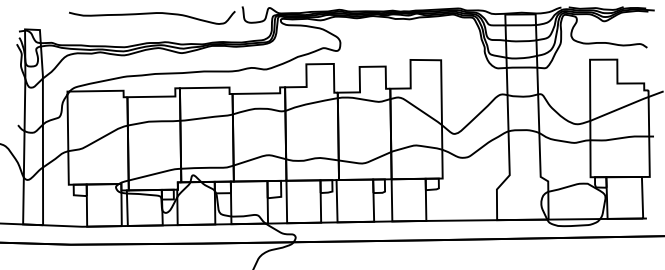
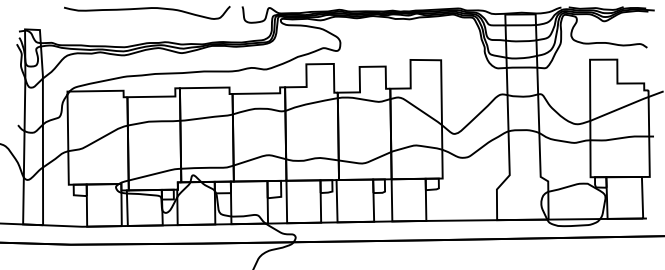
curve position: (152, 14) -> (147, 9) (147, 9)
